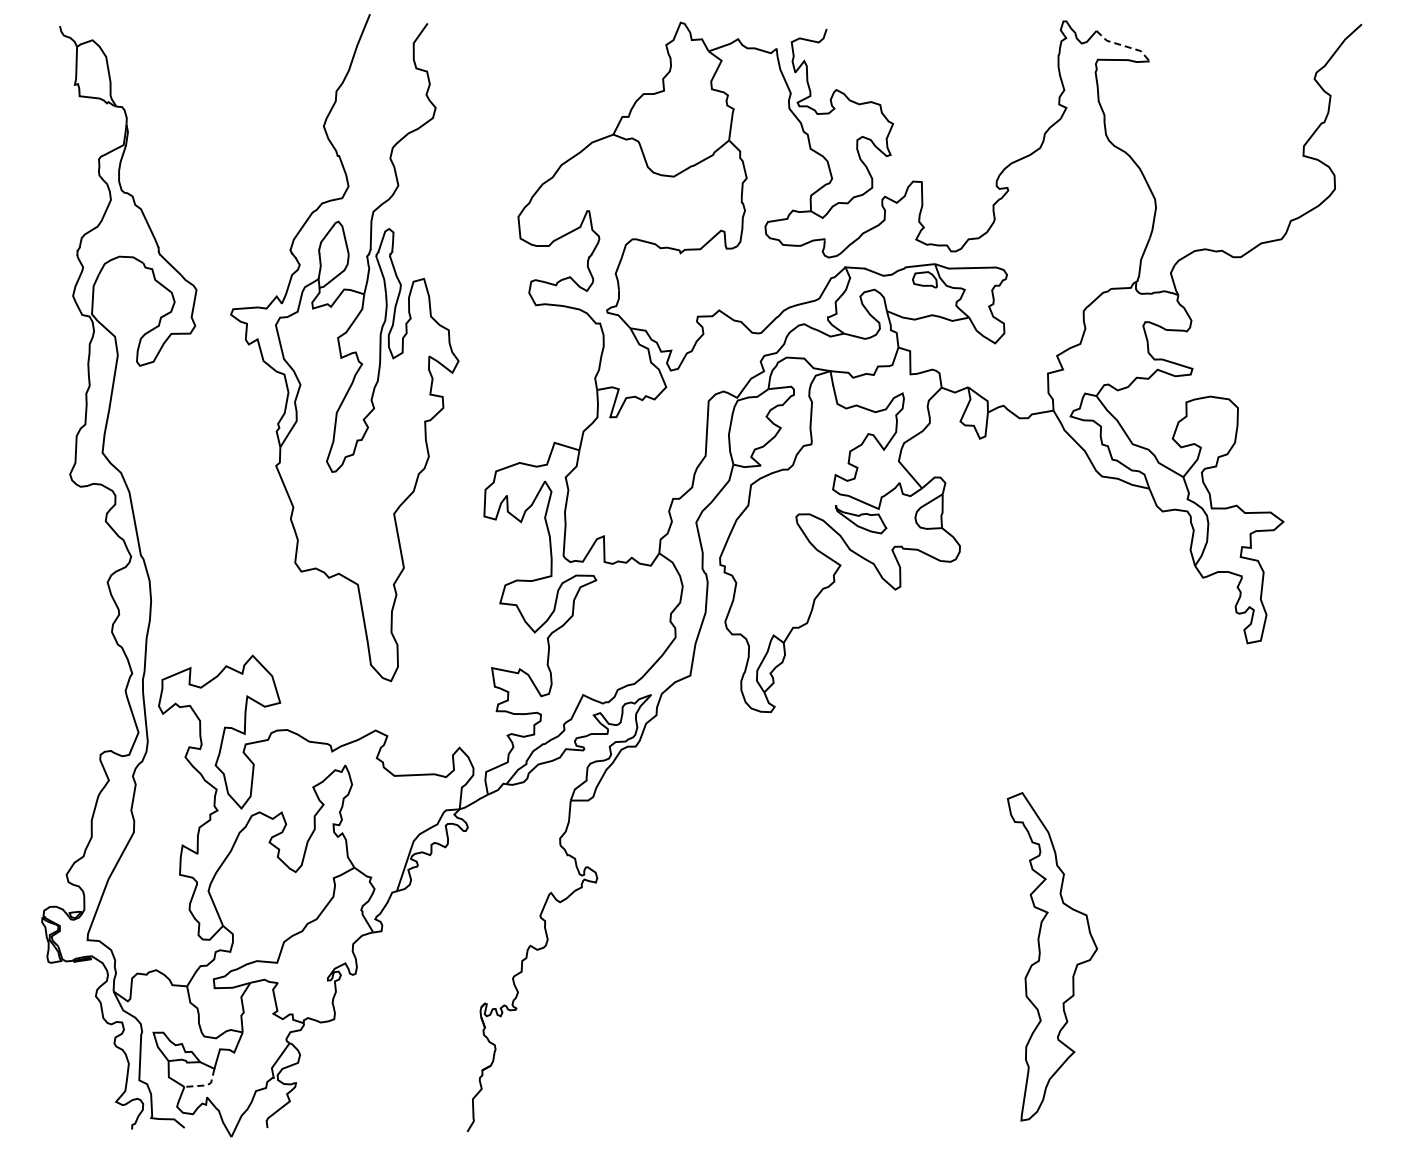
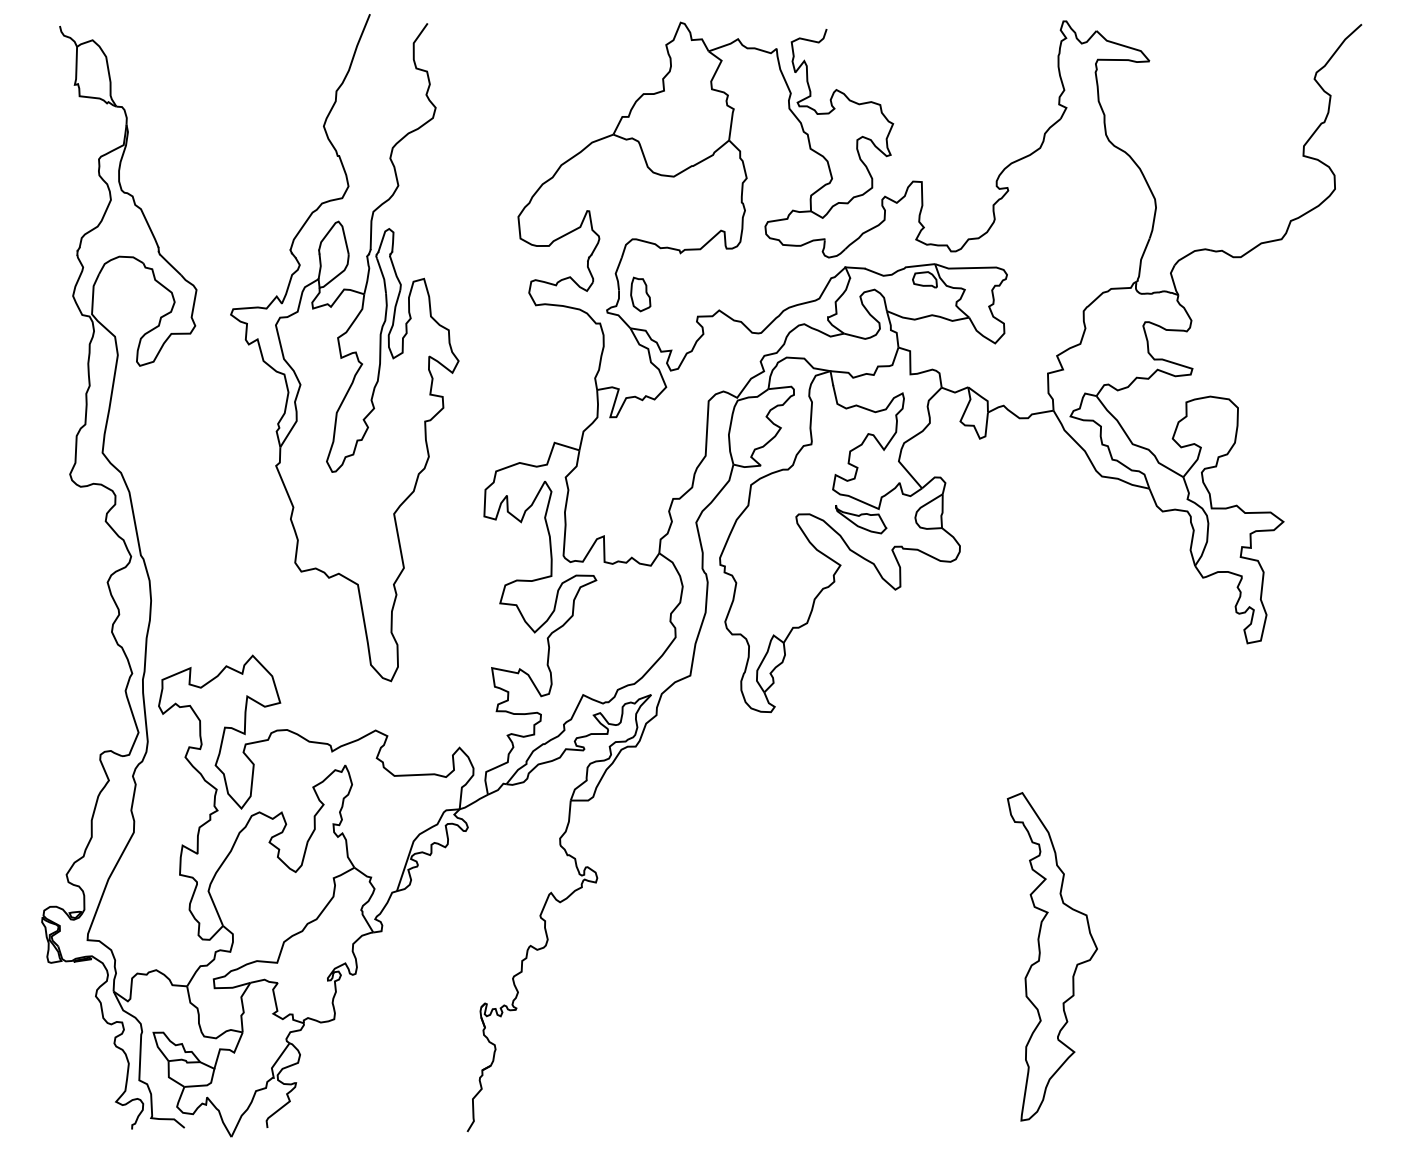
line: dashed -> solid (1123, 45)
part: none -> present (640, 294)
line: dashed -> solid (206, 1085)
